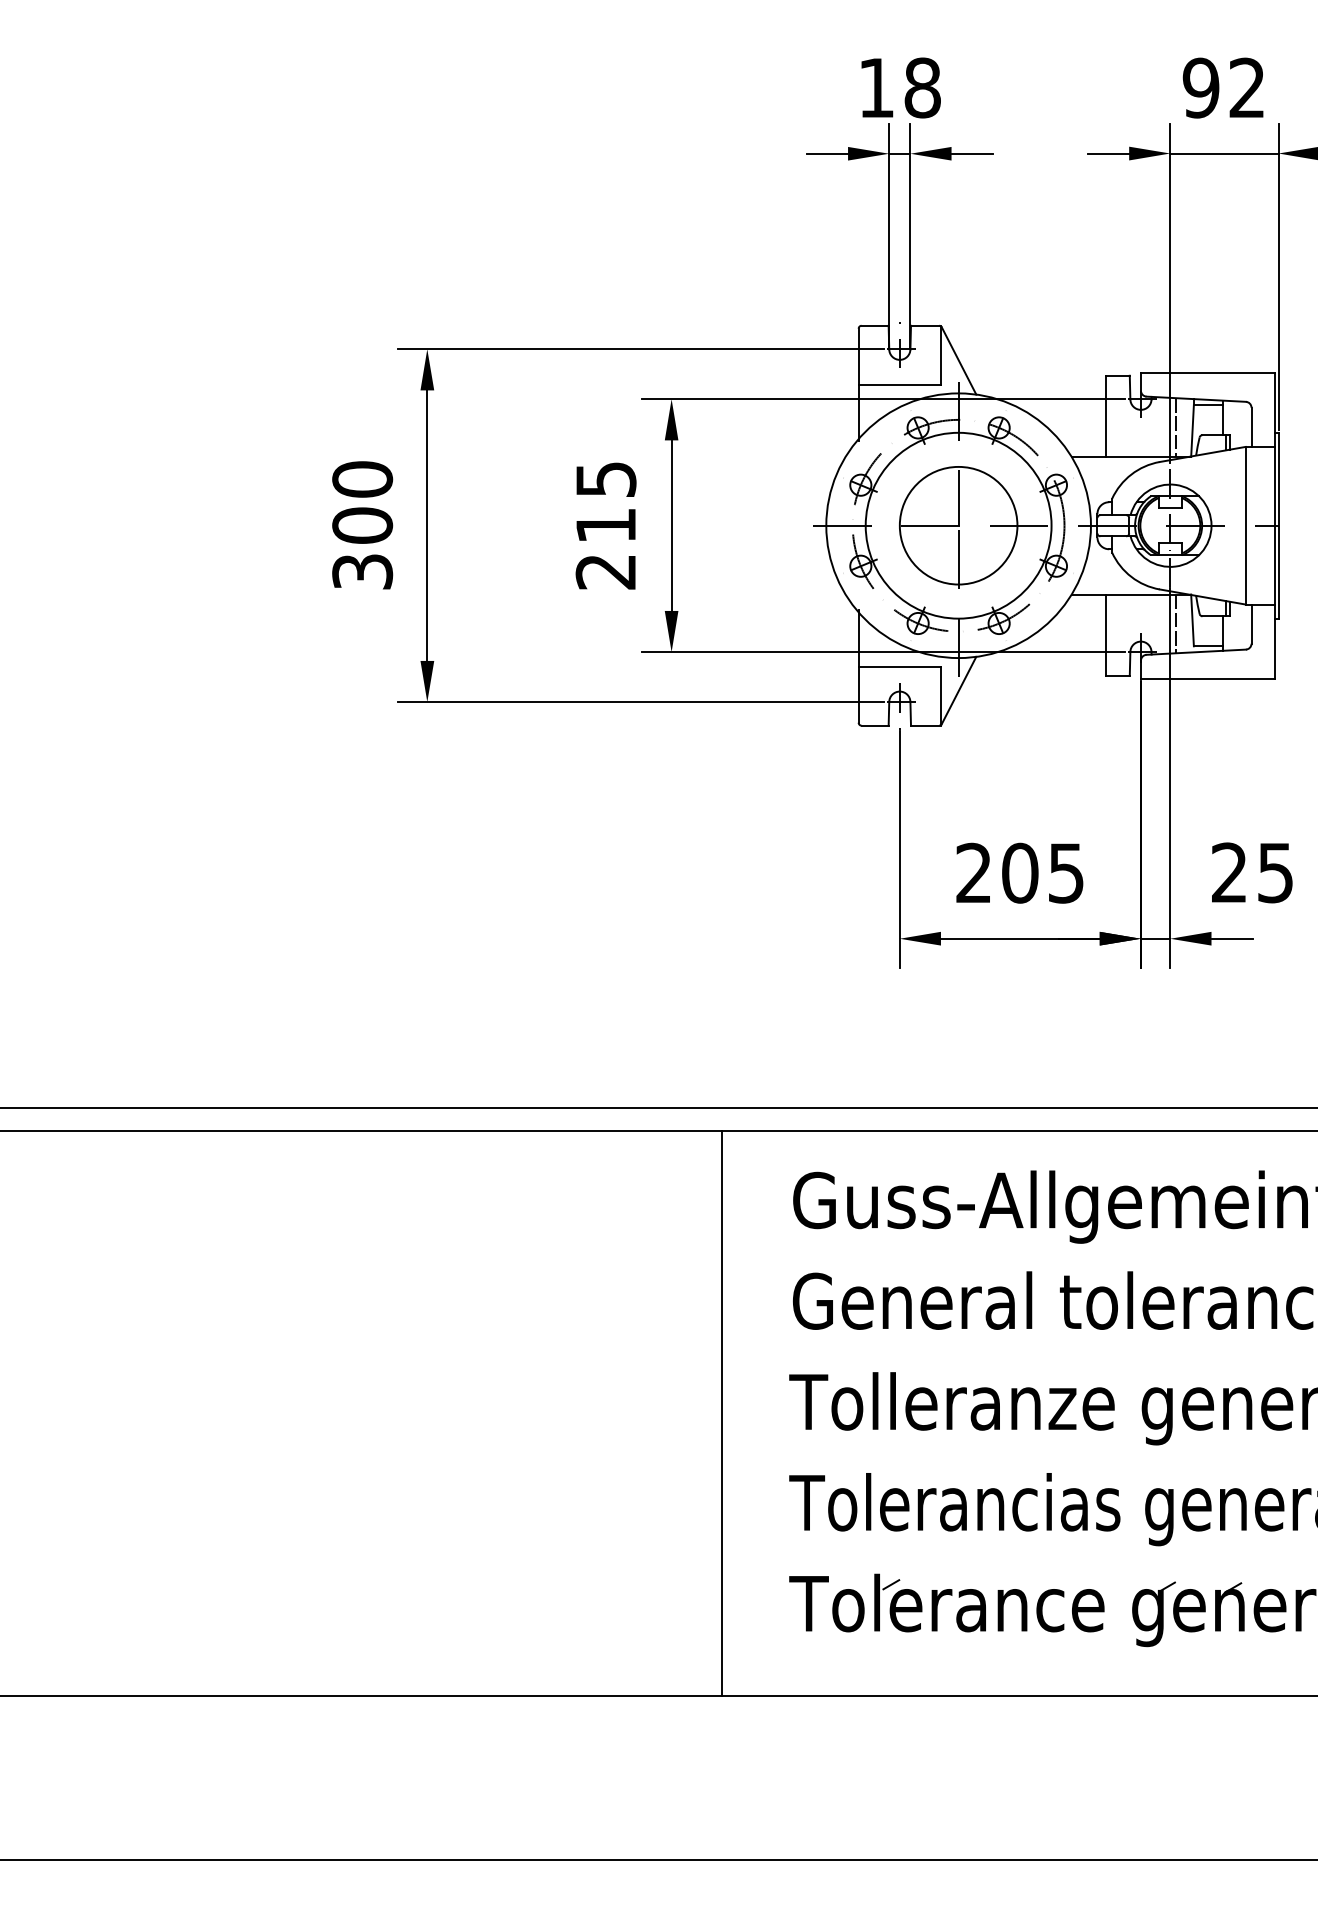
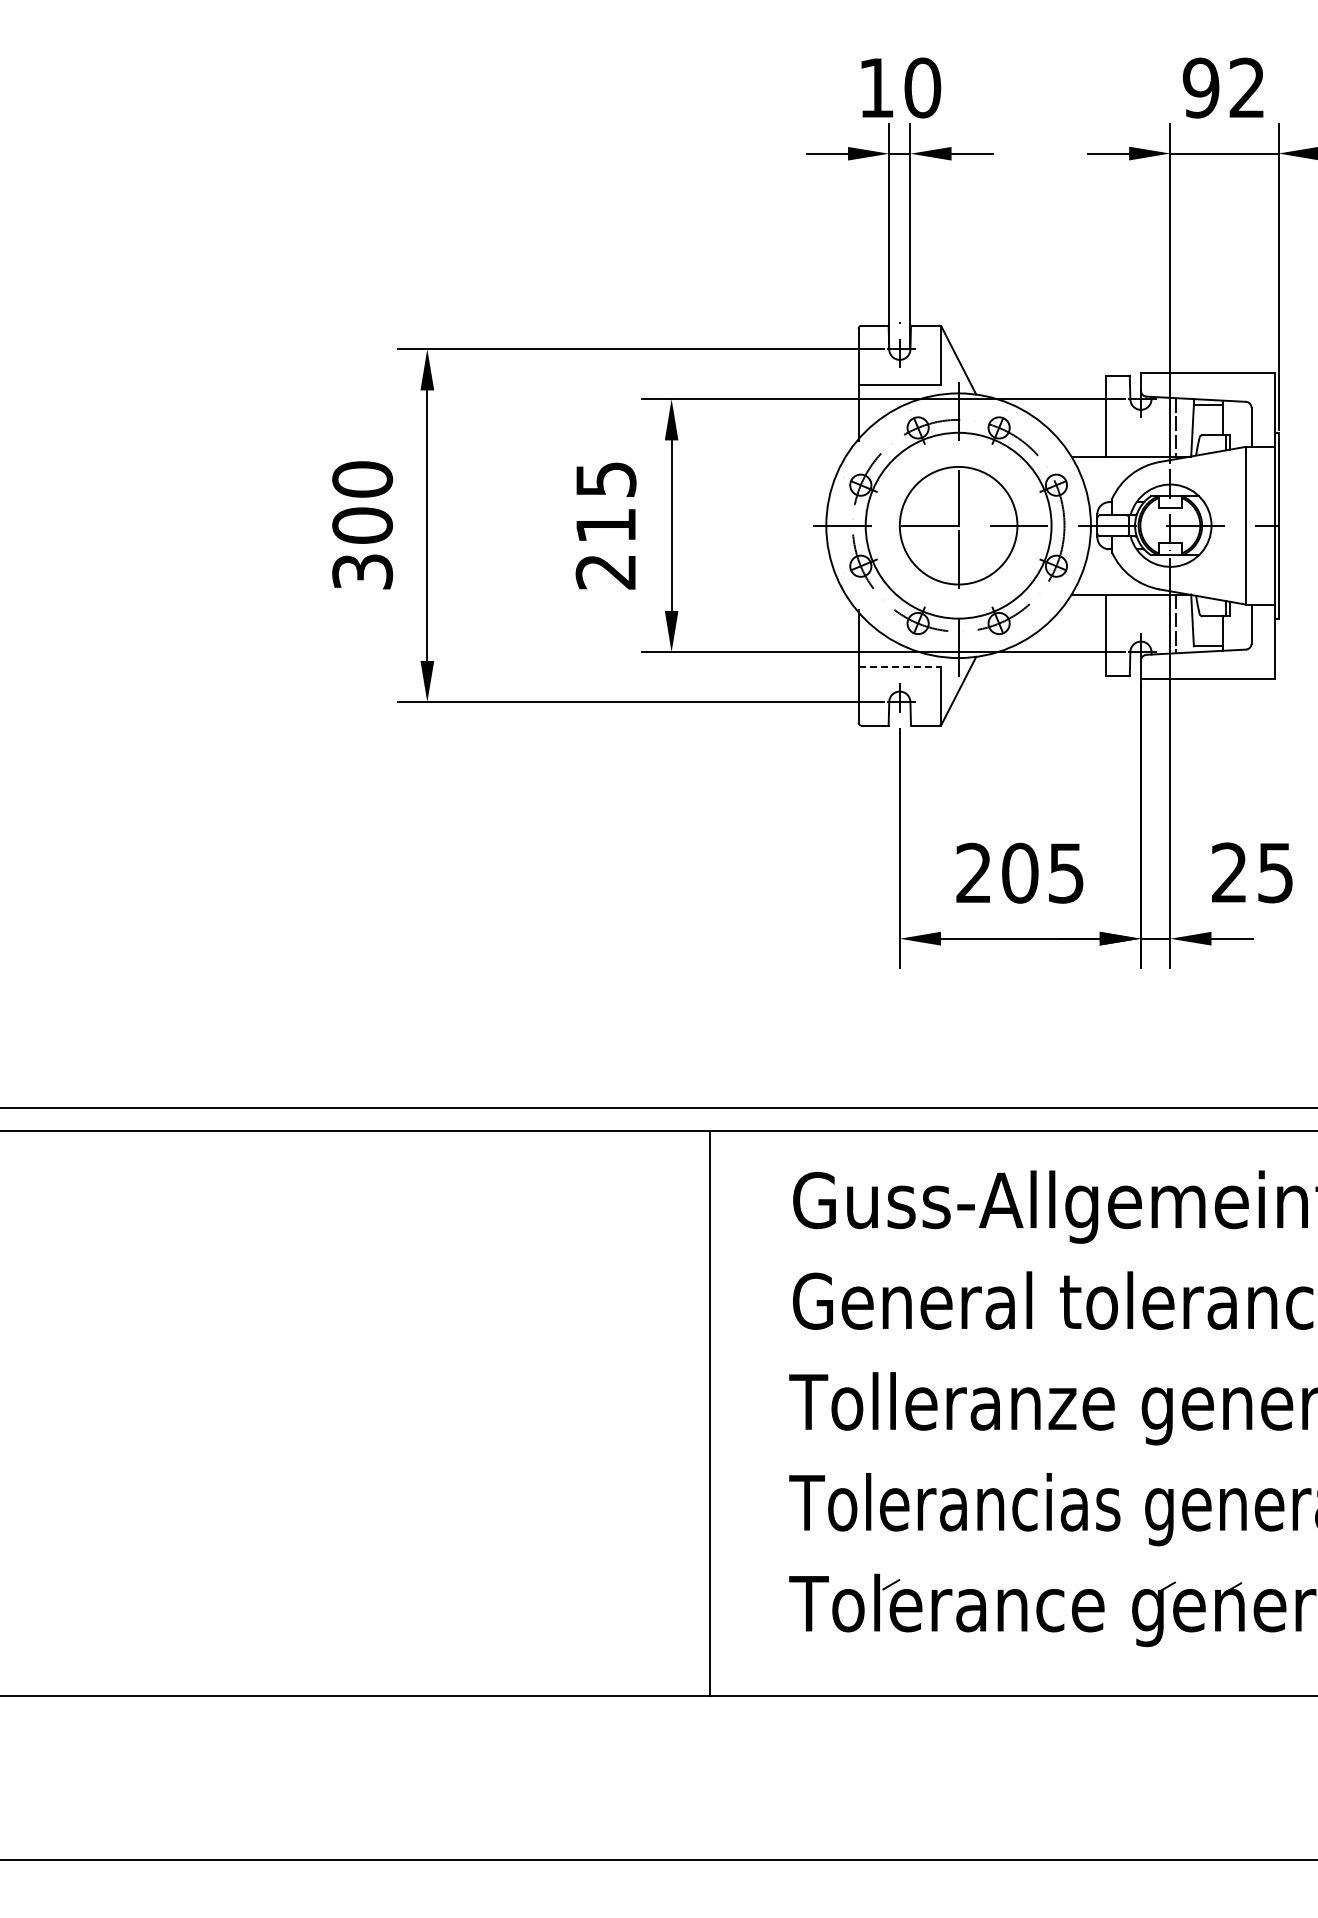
text: 18 -> 10 (922, 87)
line: solid -> dashed (900, 666)
line position: (721, 1413) -> (709, 1413) (709, 1413)
